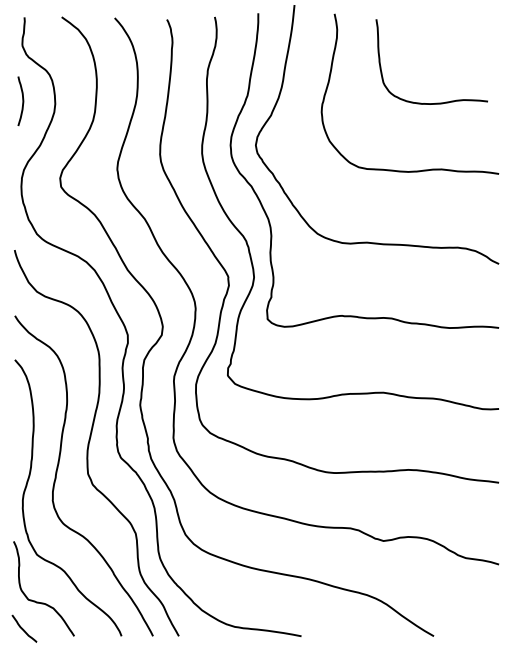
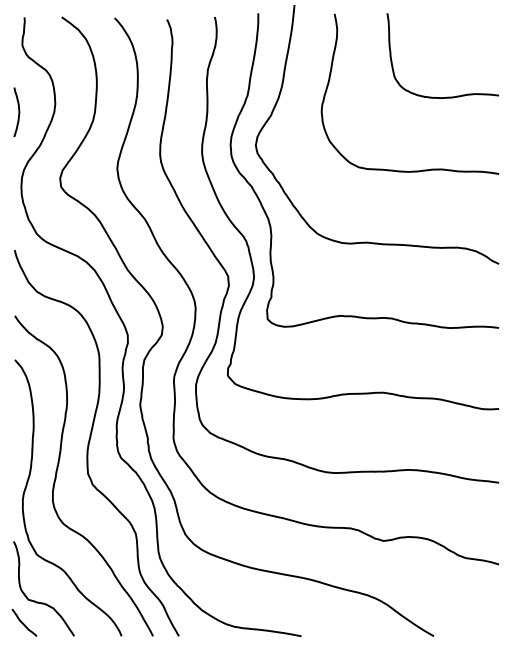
curve position: (22, 100) -> (18, 111) (18, 111)
curve position: (436, 102) -> (447, 96) (447, 96)
curve position: (23, 628) -> (23, 622) (23, 622)
